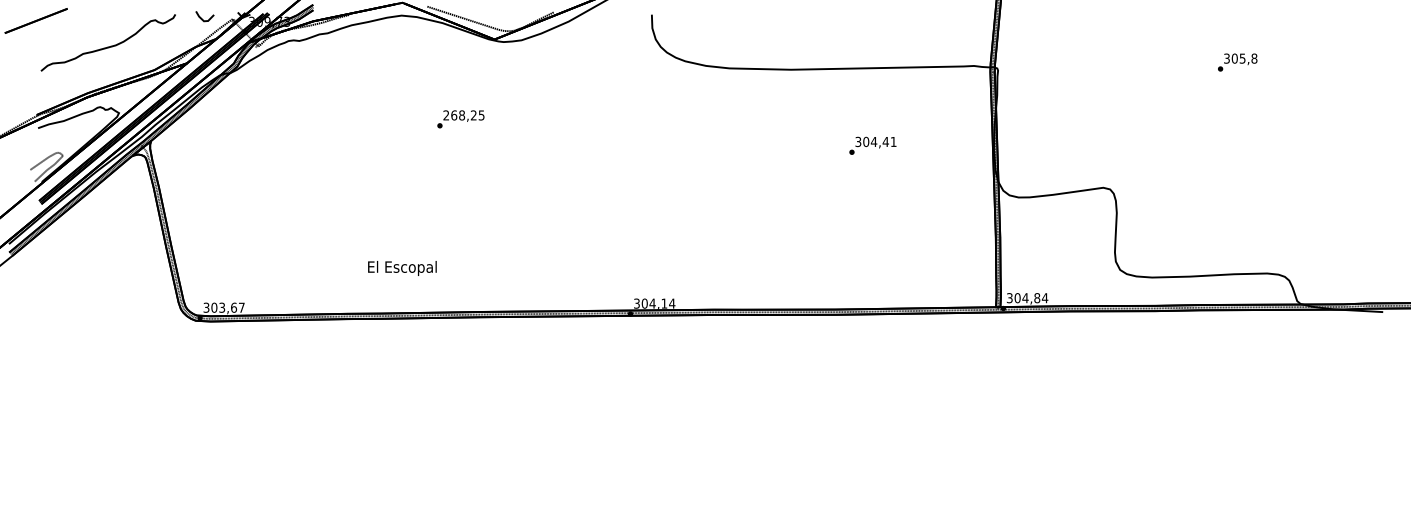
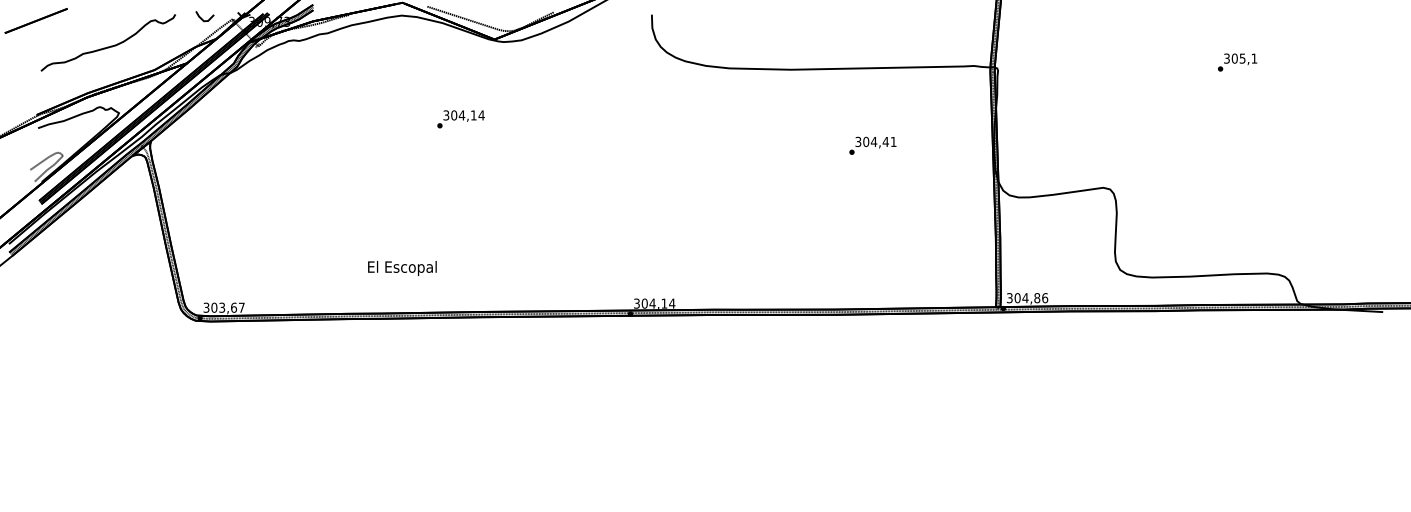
text: 305,8 -> 305,1 (1254, 58)
text: 268,25 -> 304,14 (463, 115)
text: 304,84 -> 304,86 (1044, 298)
